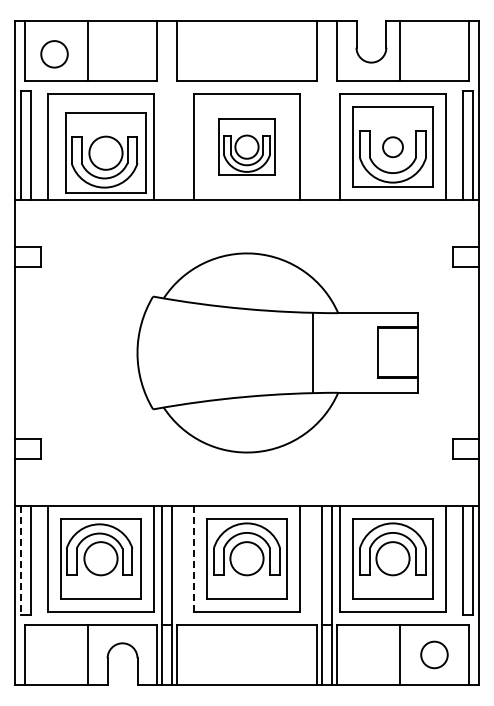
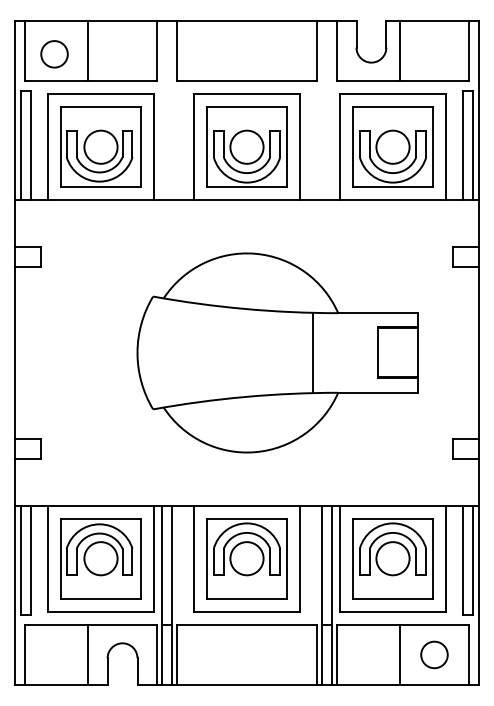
part size: 58x58 px -> 82x82 px (246, 146)
circle diameter: 20 px -> 33 px (392, 146)
part position: (105, 152) -> (100, 146) (100, 146)
line: dashed -> solid (193, 559)
line: dashed -> solid (21, 560)
